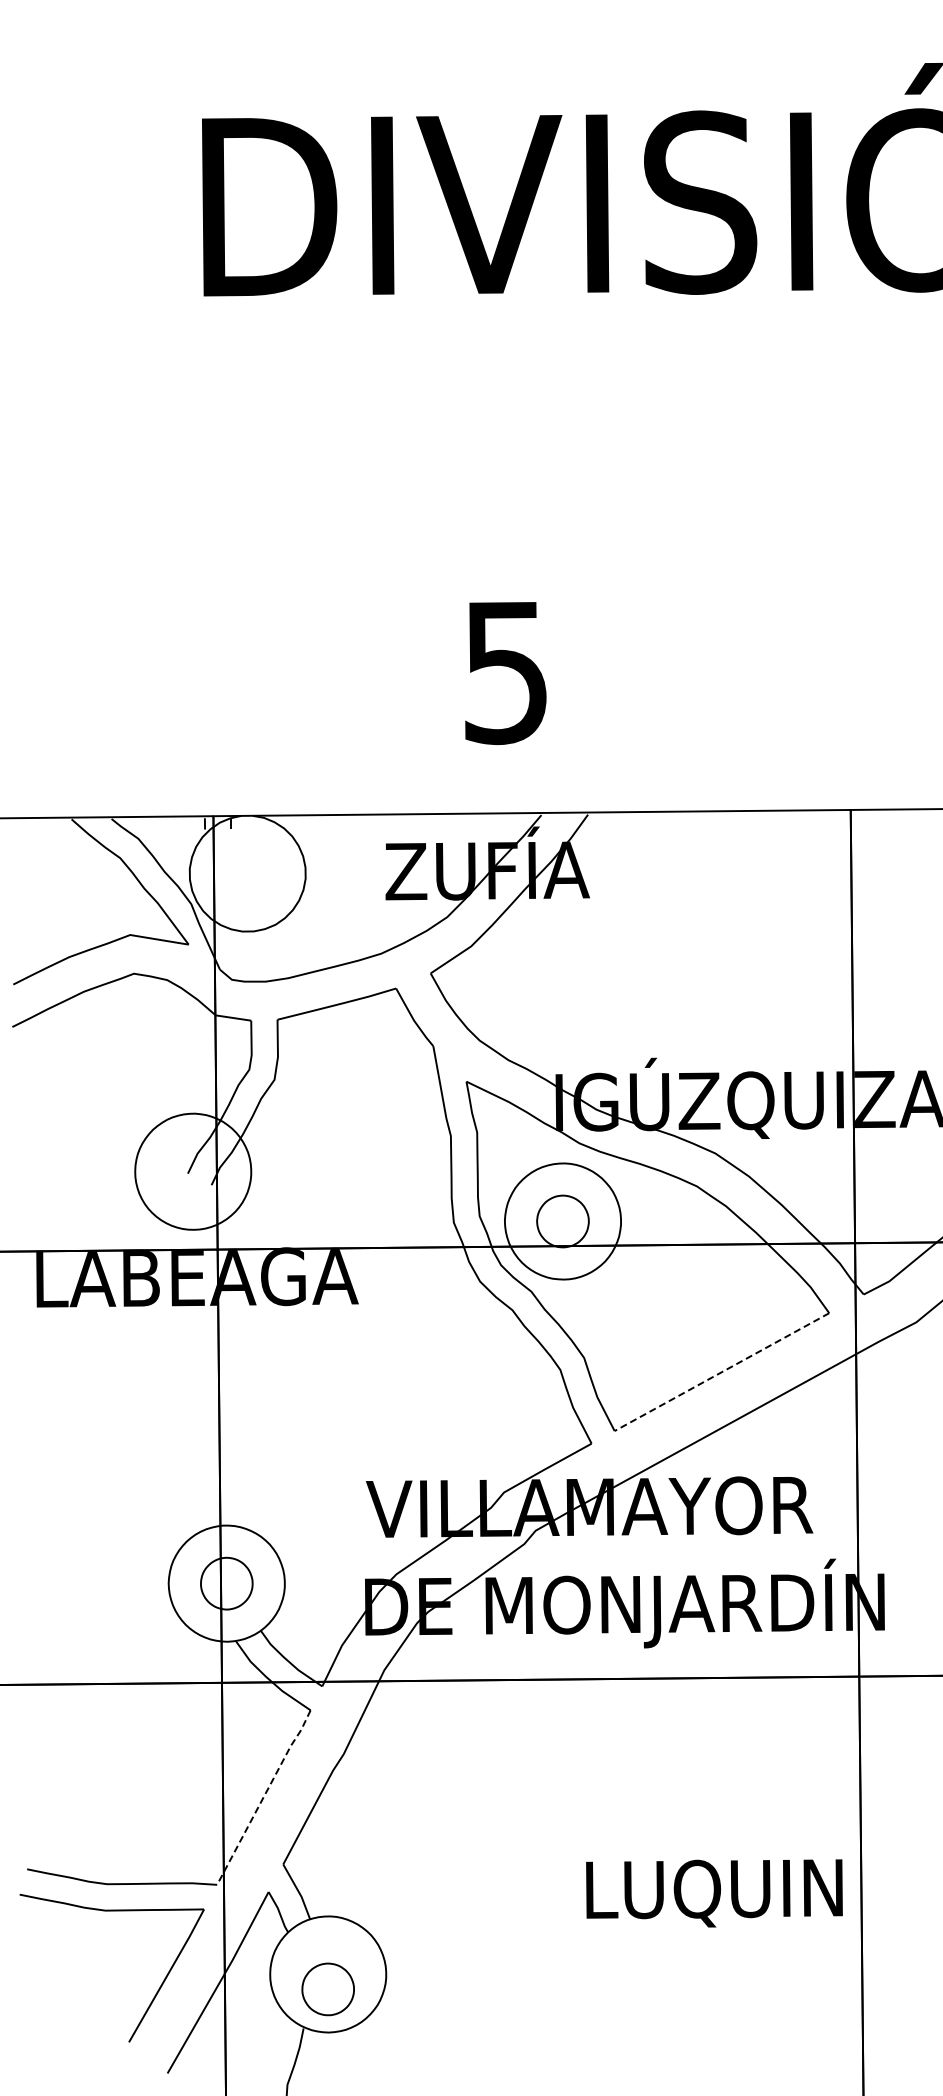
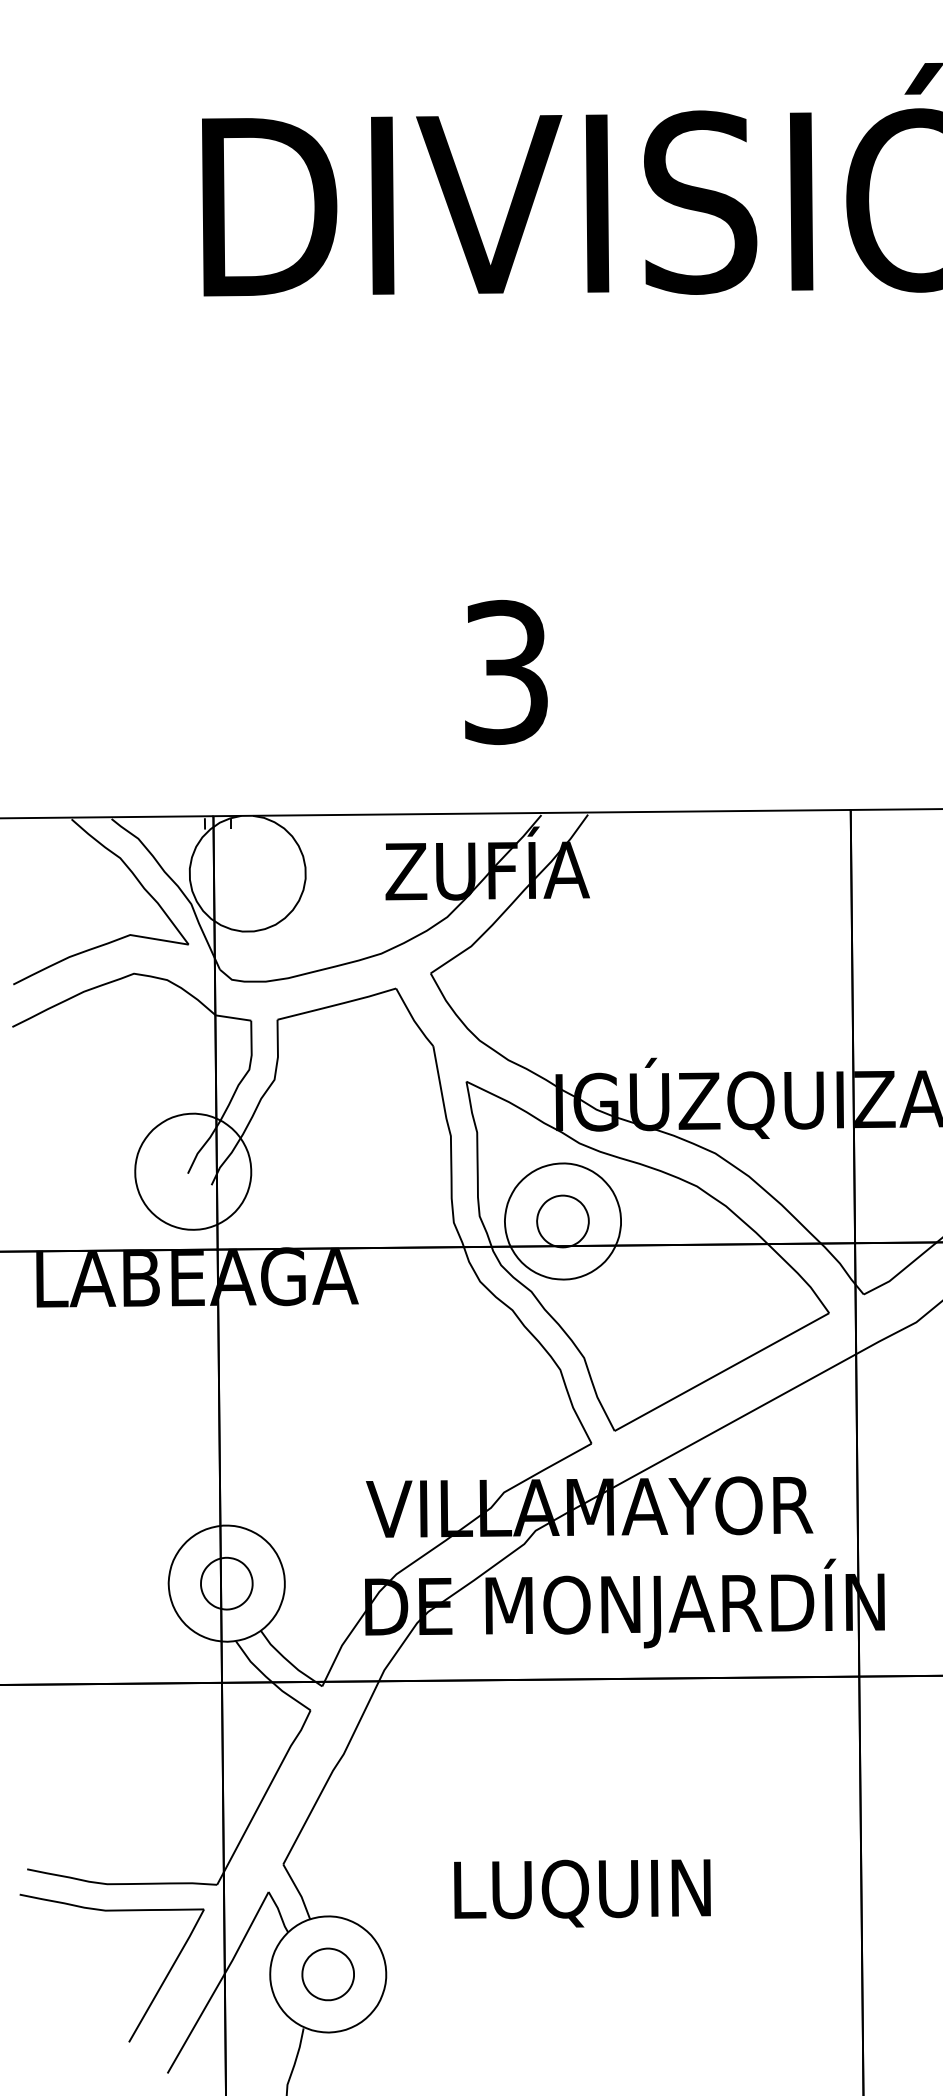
text: 5 -> 3 (506, 671)
line: dashed -> solid (721, 1372)
line: dashed -> solid (263, 1796)
text position: (714, 1893) -> (582, 1893) (582, 1893)
part position: (327, 1989) -> (327, 1974) (327, 1974)
